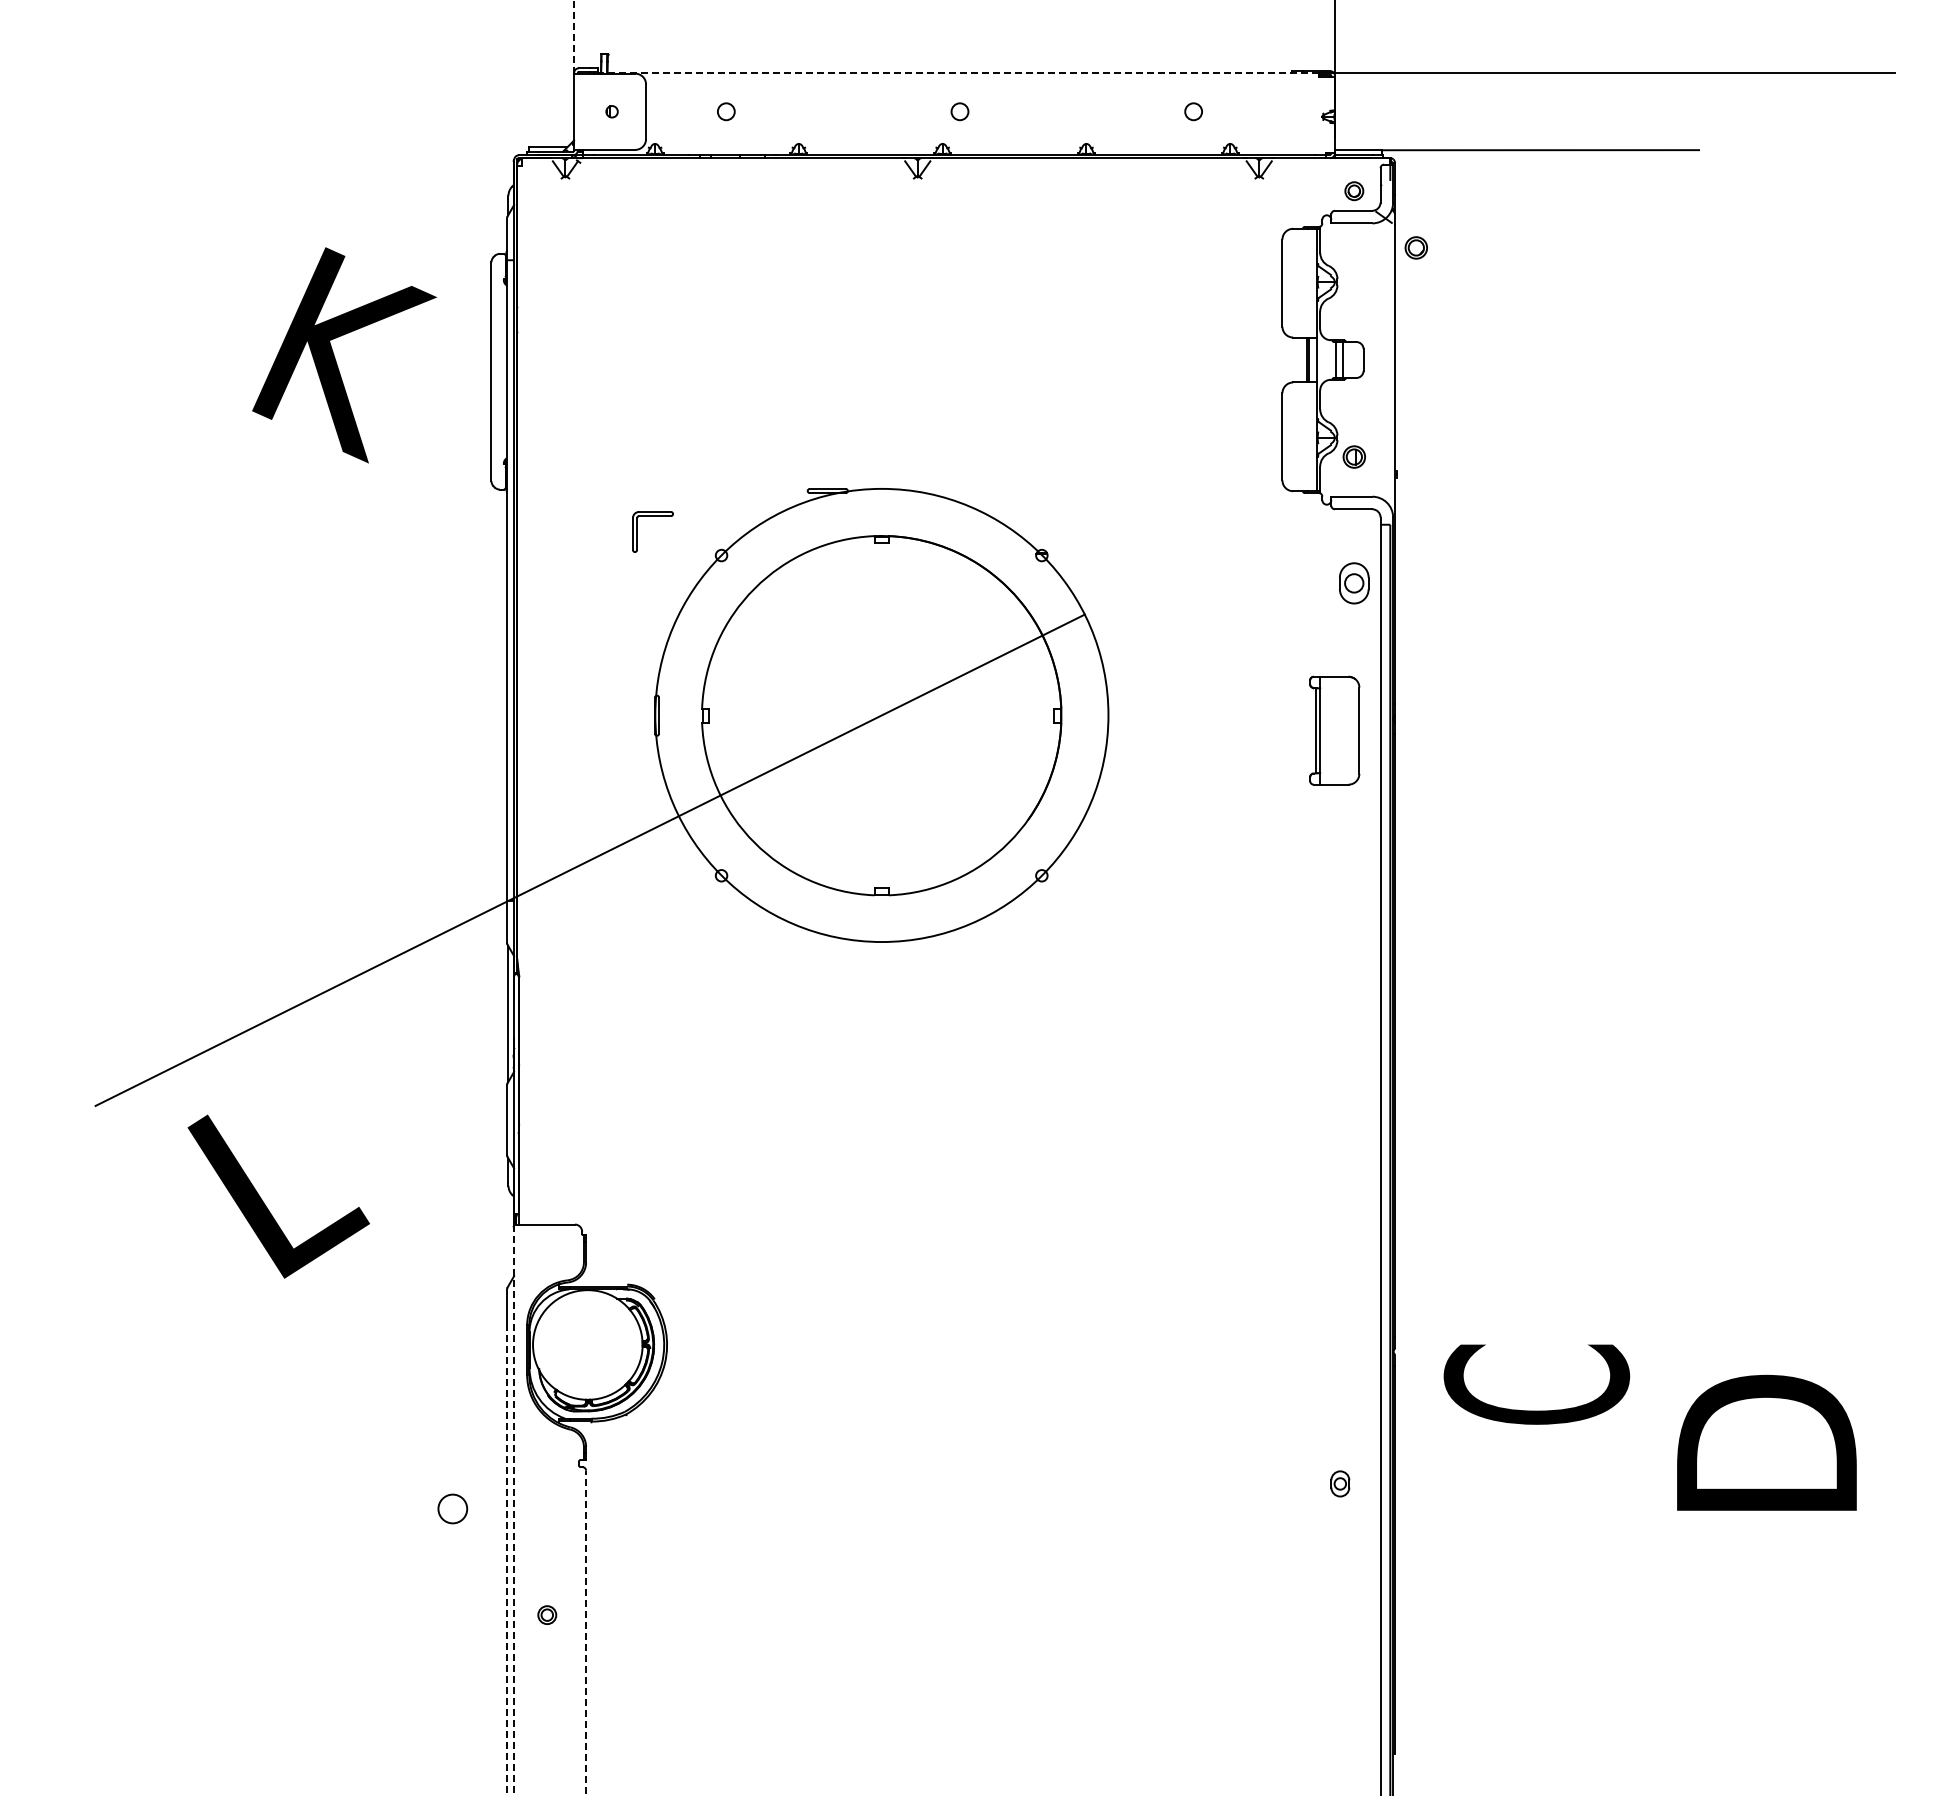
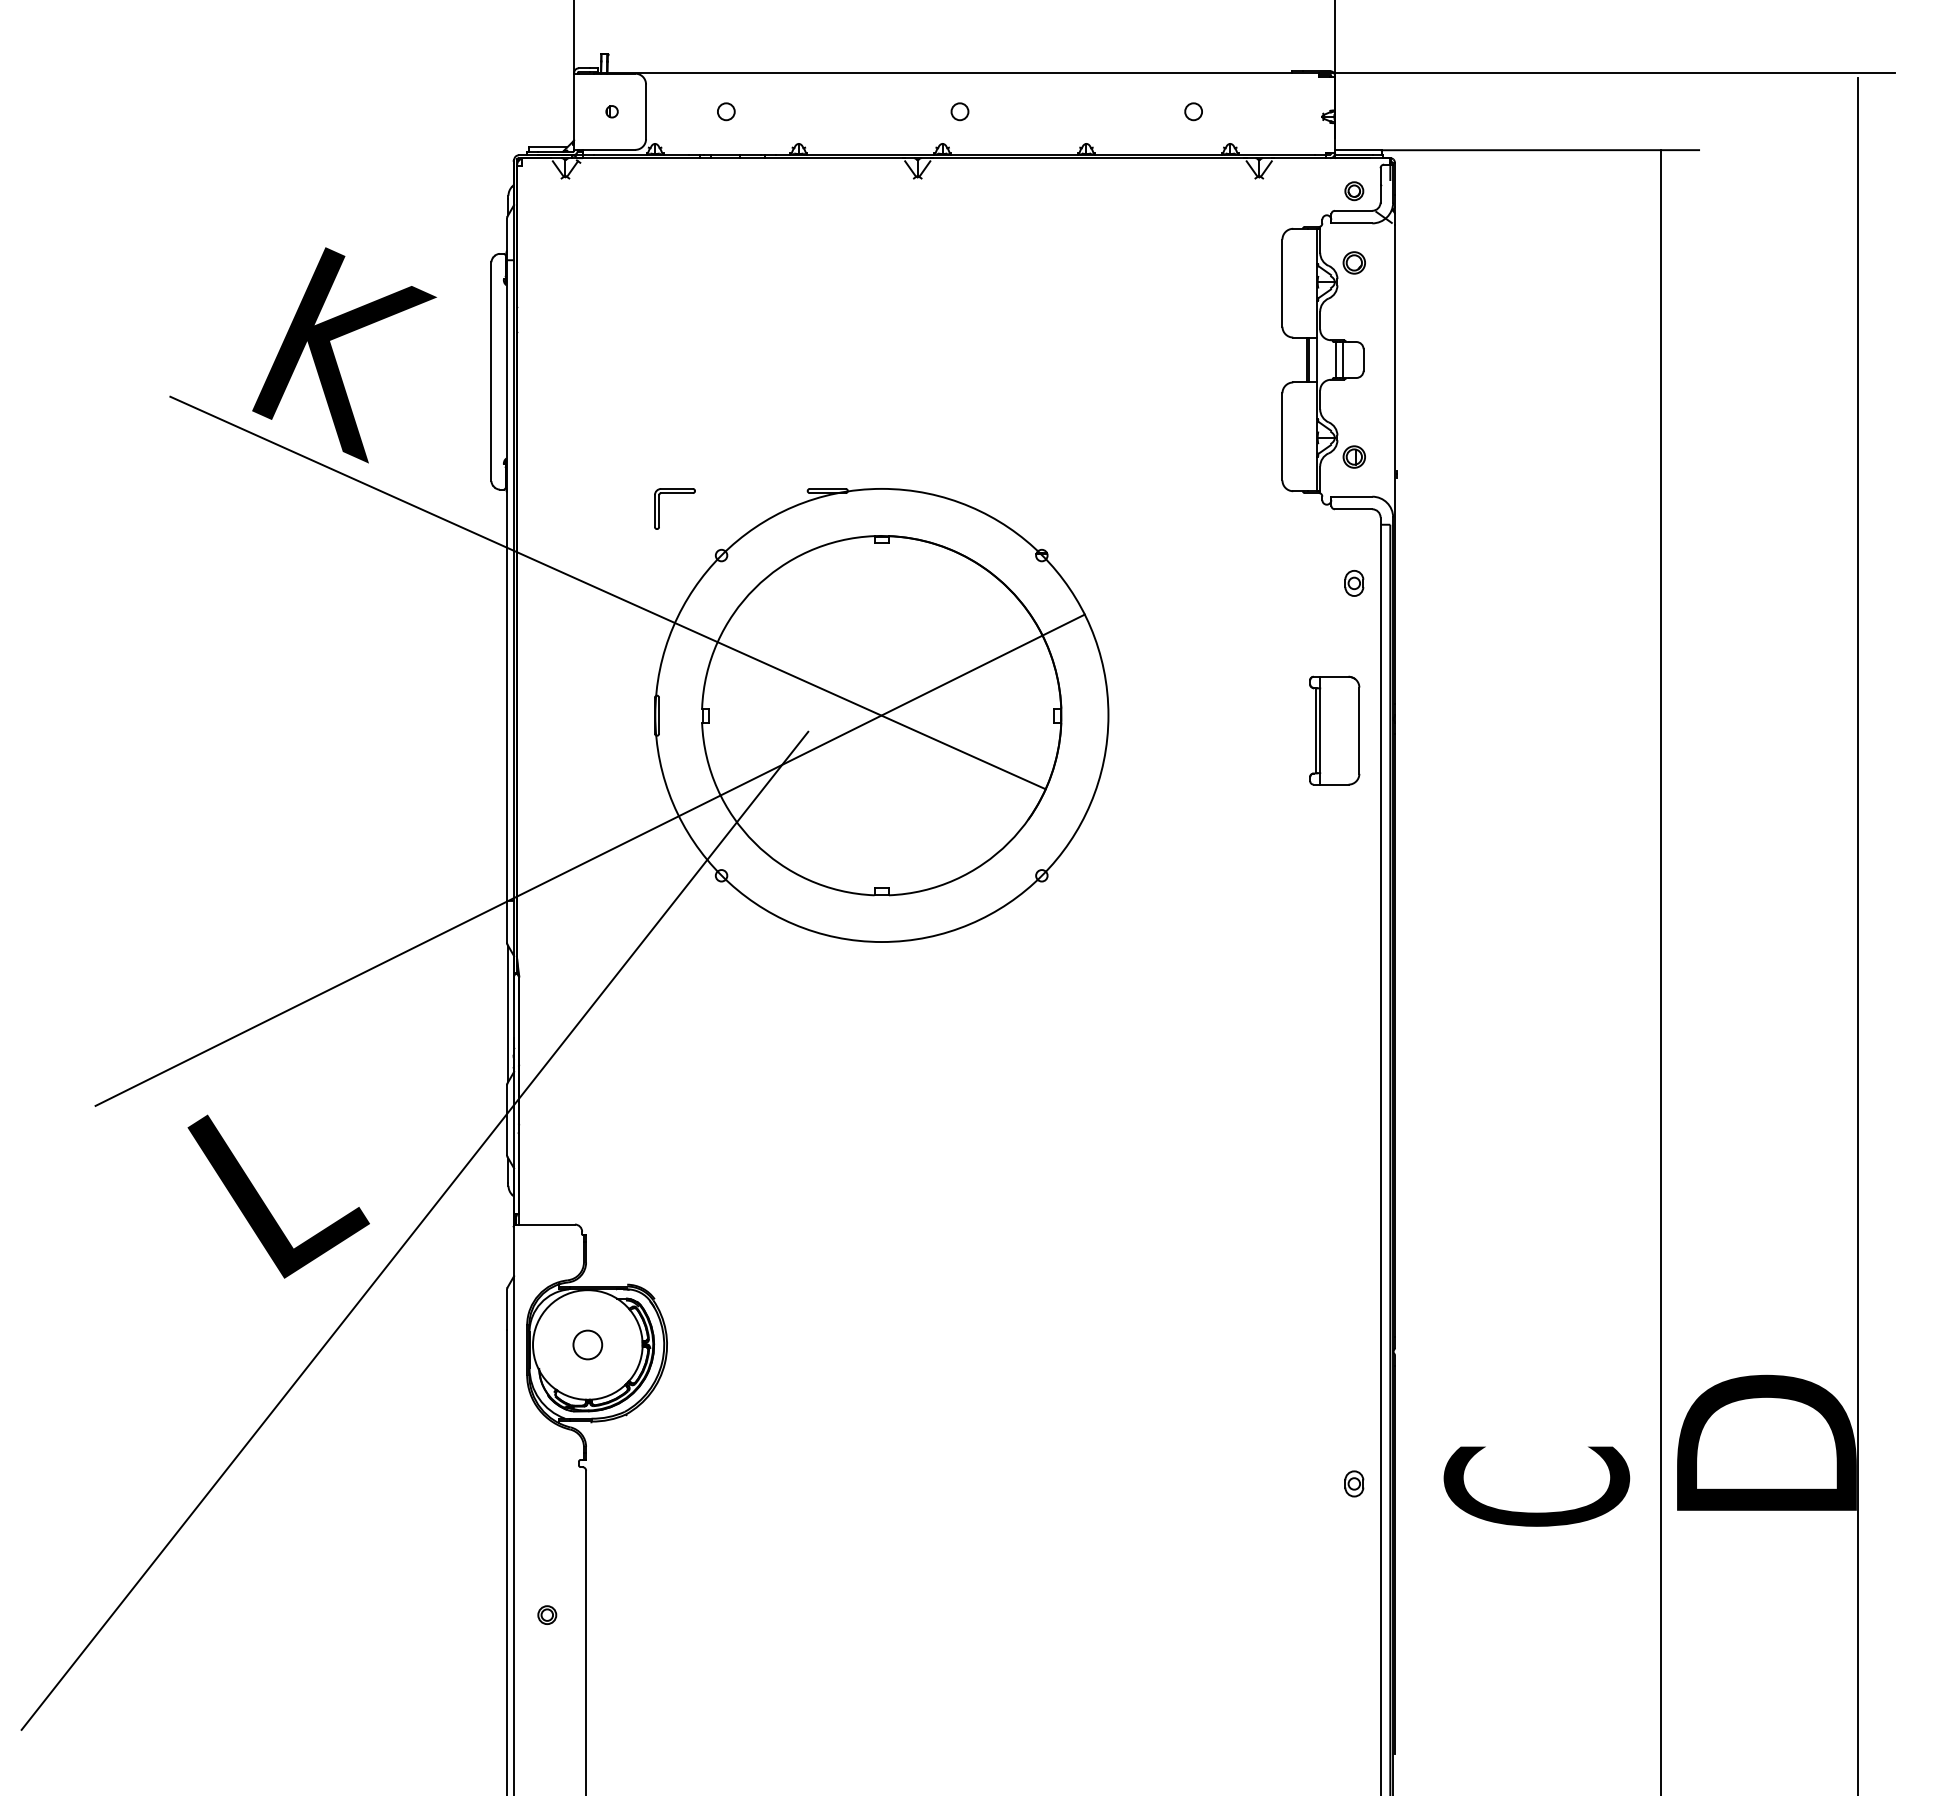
line: dashed -> solid (574, 36)
line: dashed -> solid (955, 73)
part position: (1415, 247) -> (1353, 262) (1353, 262)
part position: (652, 516) -> (674, 493) (674, 493)
part size: 31x43 px -> 21x27 px (1354, 583)
line: none -> present (607, 592)
line: none -> present (1857, 935)
line: none -> present (1660, 971)
line: none -> present (414, 1230)
text position: (1536, 1384) -> (1536, 1486) (1536, 1486)
part position: (1340, 1483) -> (1354, 1483) (1354, 1483)
circle position: (452, 1508) -> (587, 1344) (587, 1344)
line: dashed -> solid (514, 1510)
line: dashed -> solid (507, 1562)
line: dashed -> solid (586, 1632)
